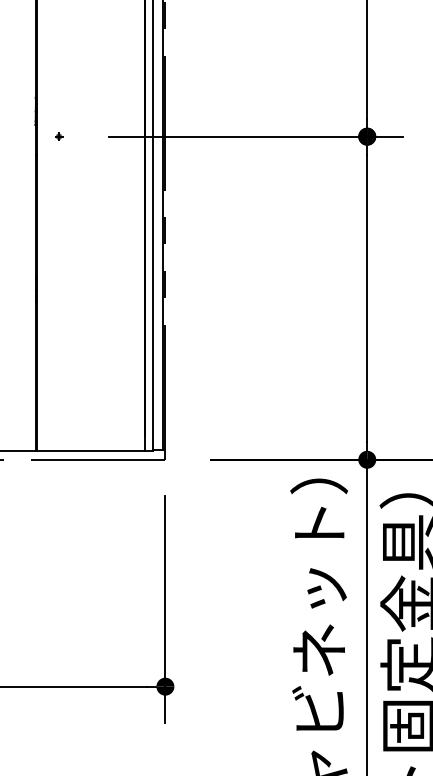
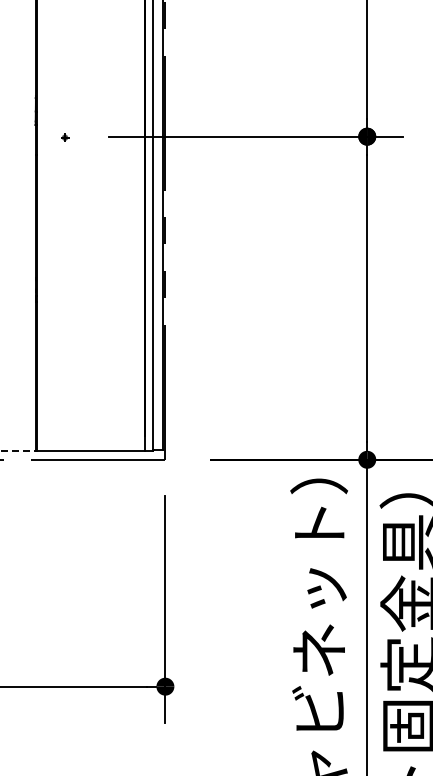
part position: (59, 136) -> (65, 137) (65, 137)
line: solid -> dashed (18, 450)
